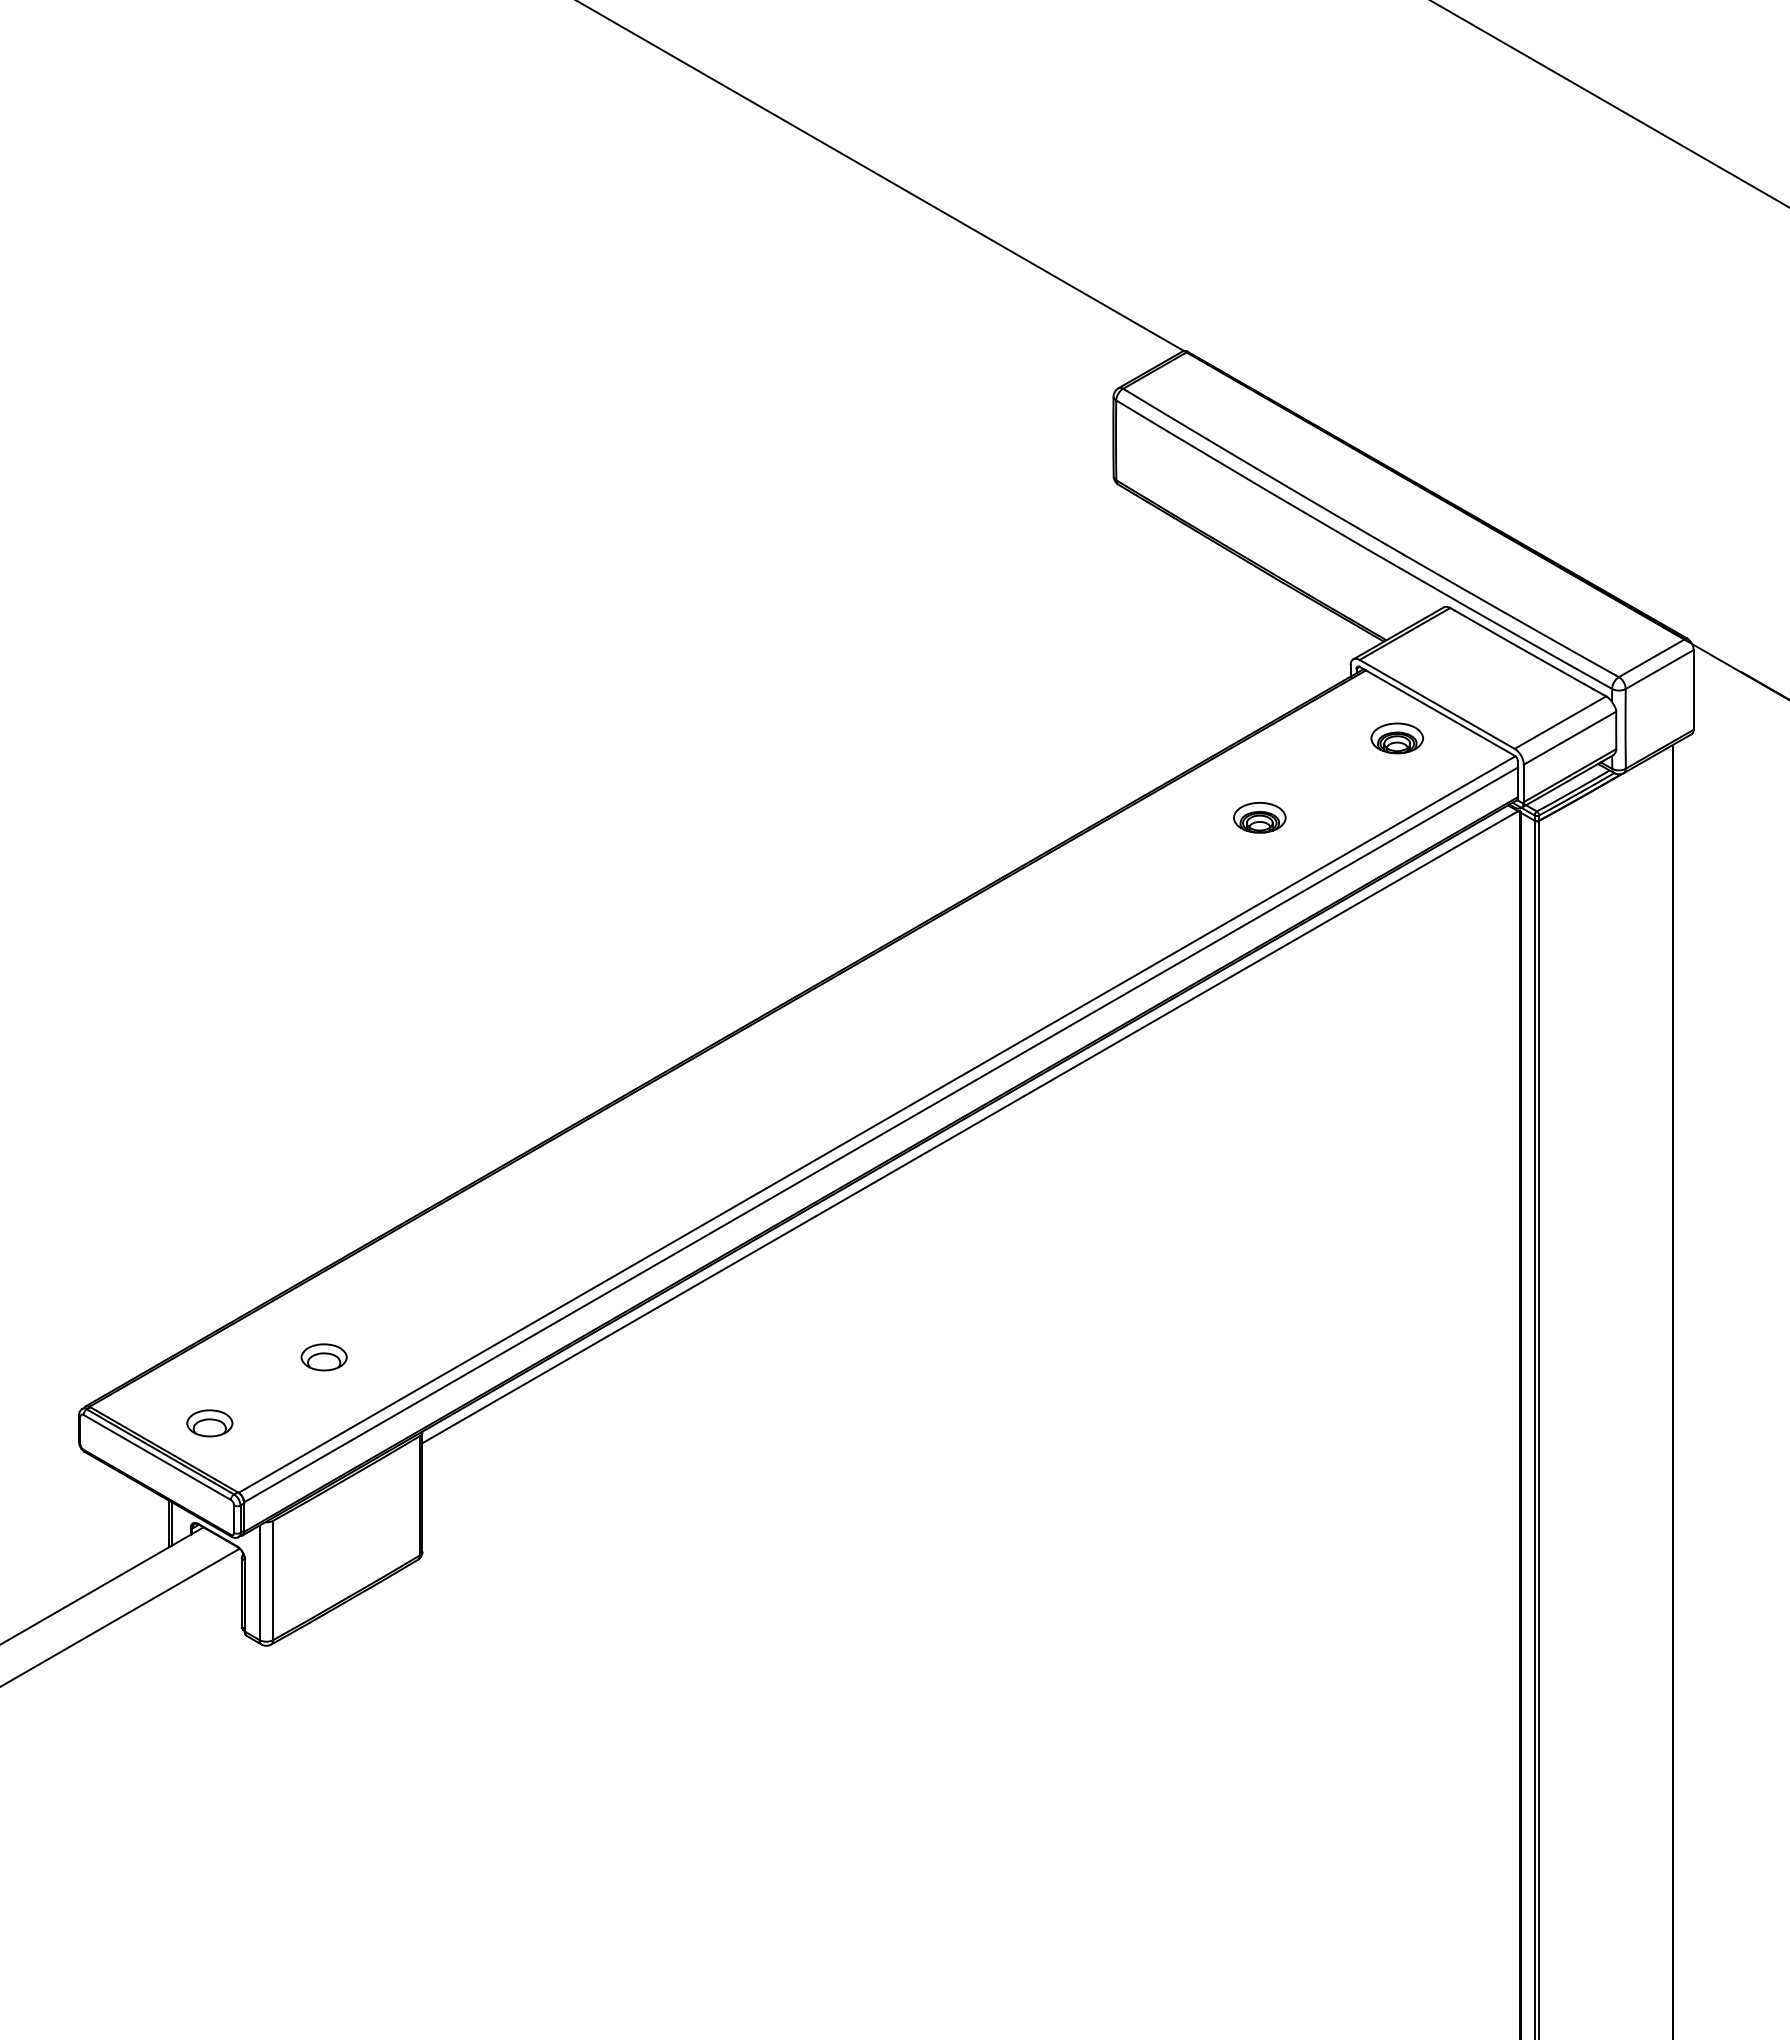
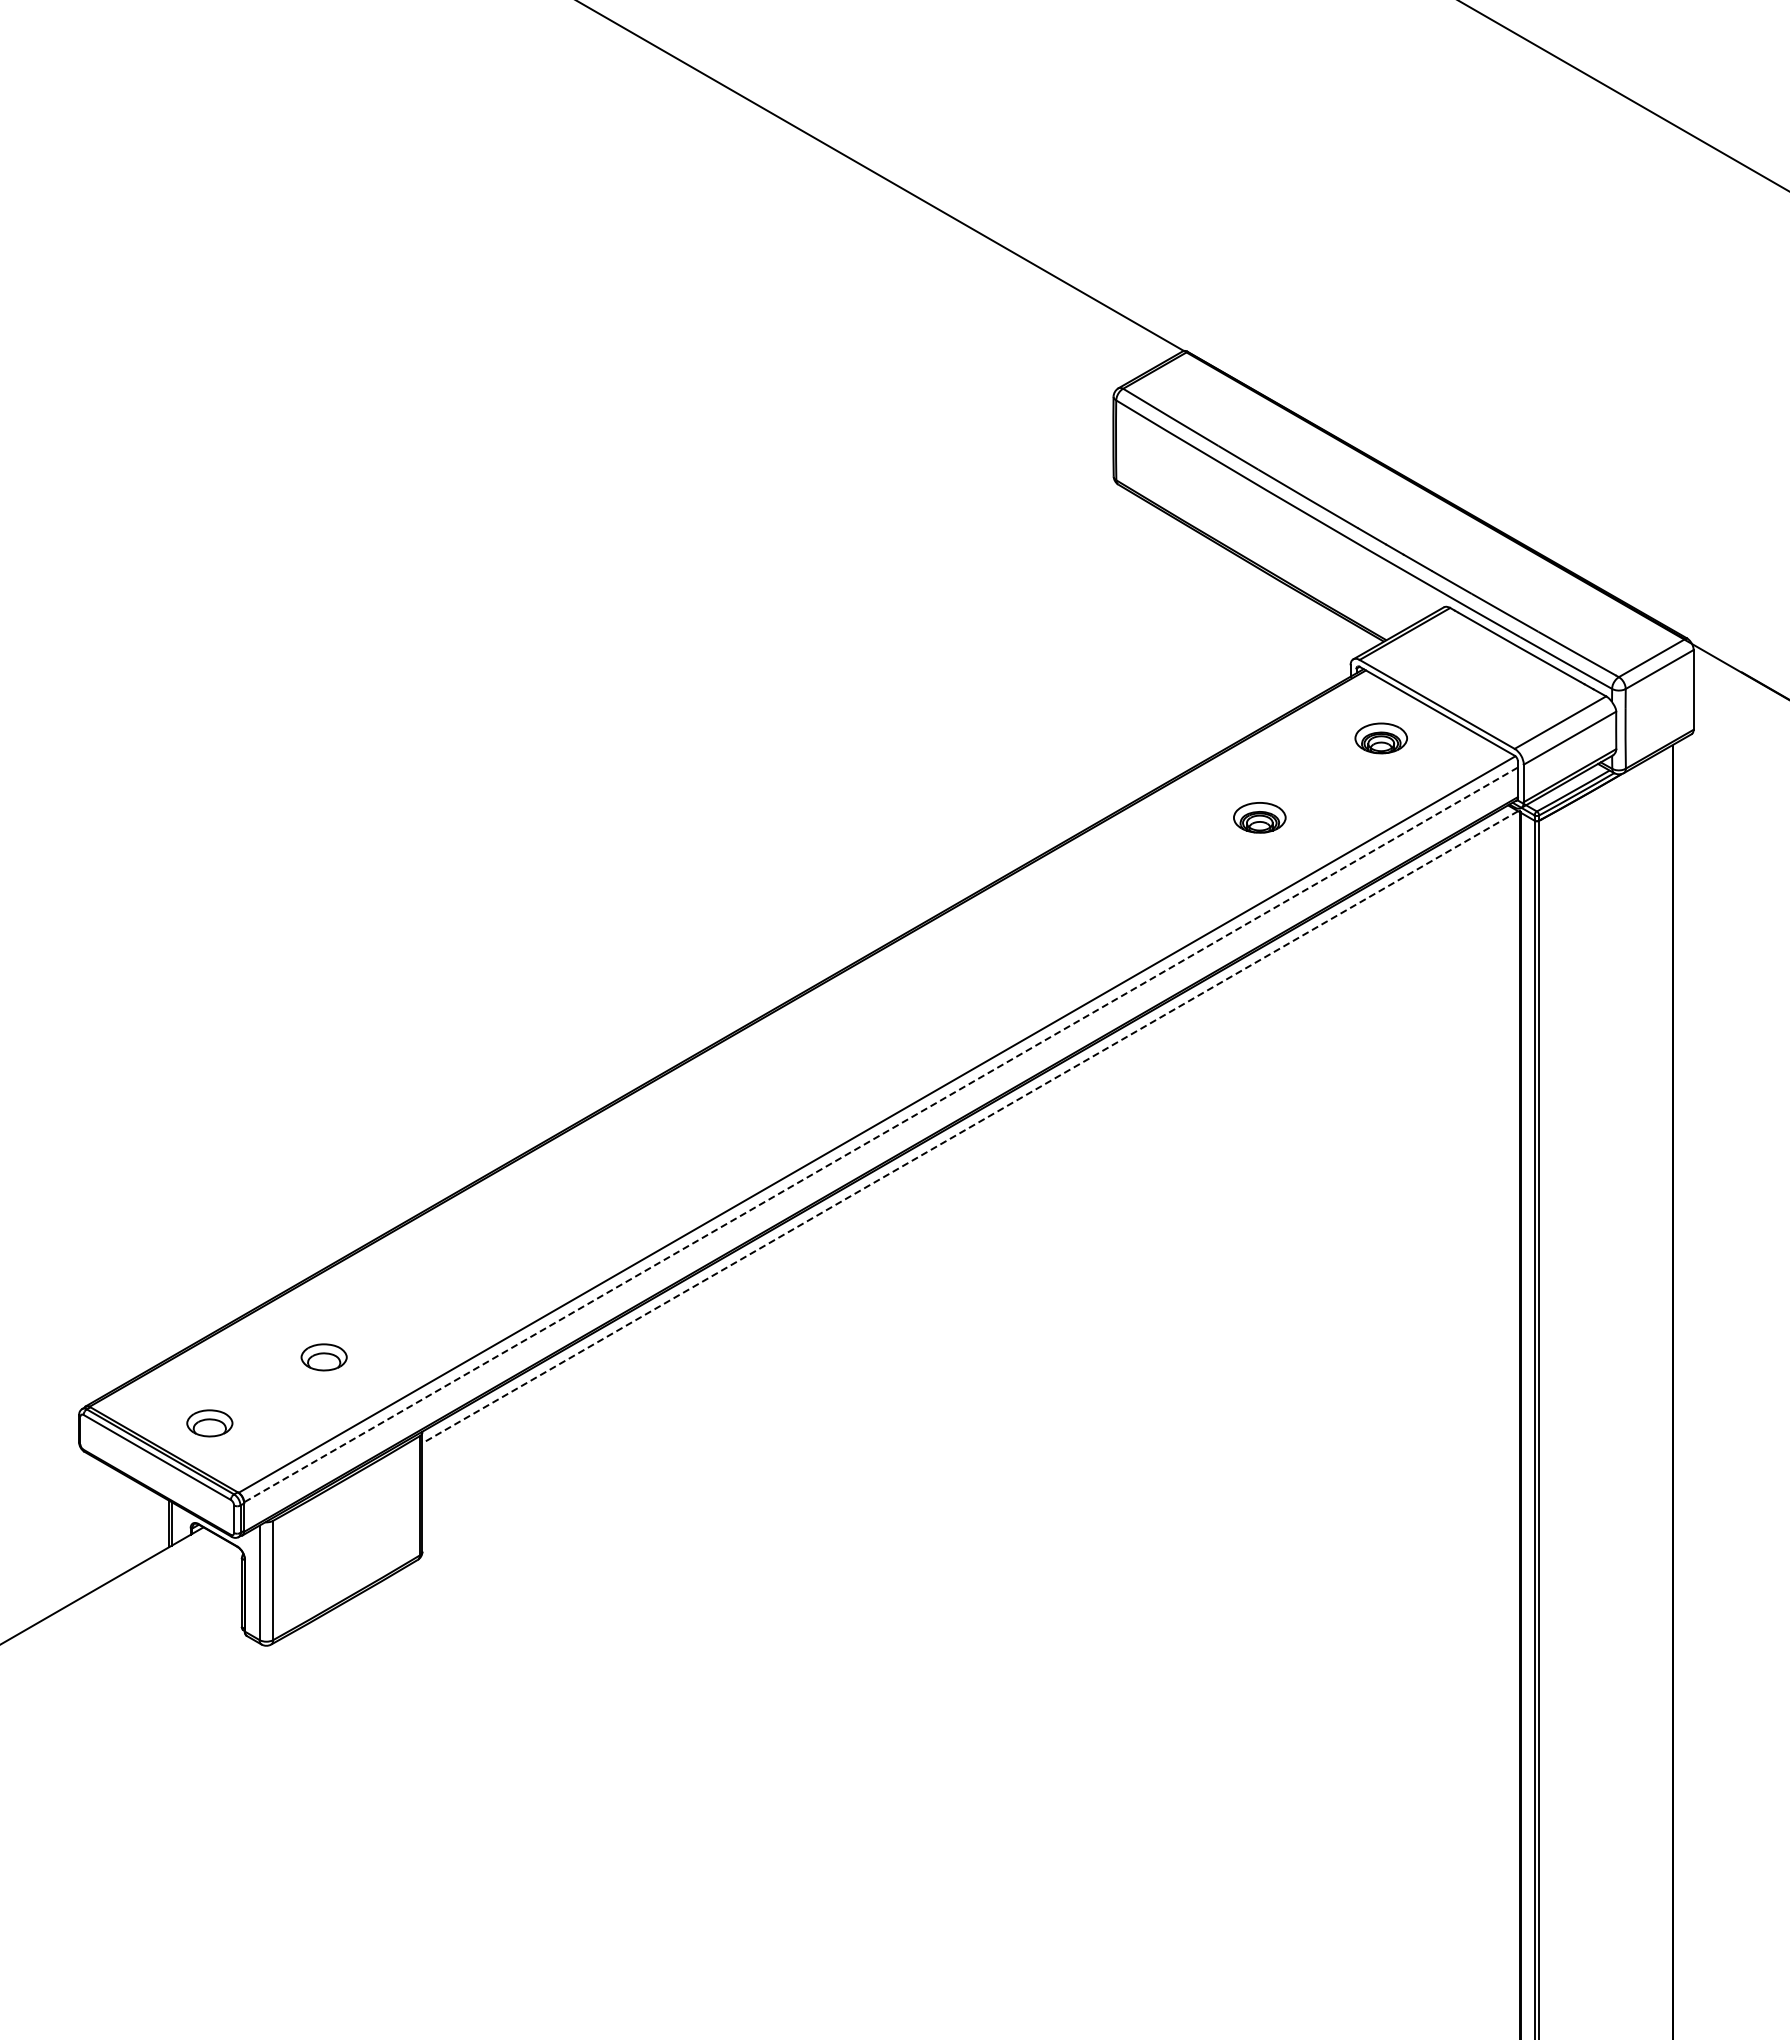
line position: (1609, 104) -> (1623, 96) (1623, 96)
part position: (1396, 738) -> (1380, 738) (1380, 738)
line: solid -> dashed (969, 1127)
line: solid -> dashed (880, 1135)
line: present -> none (120, 1617)
